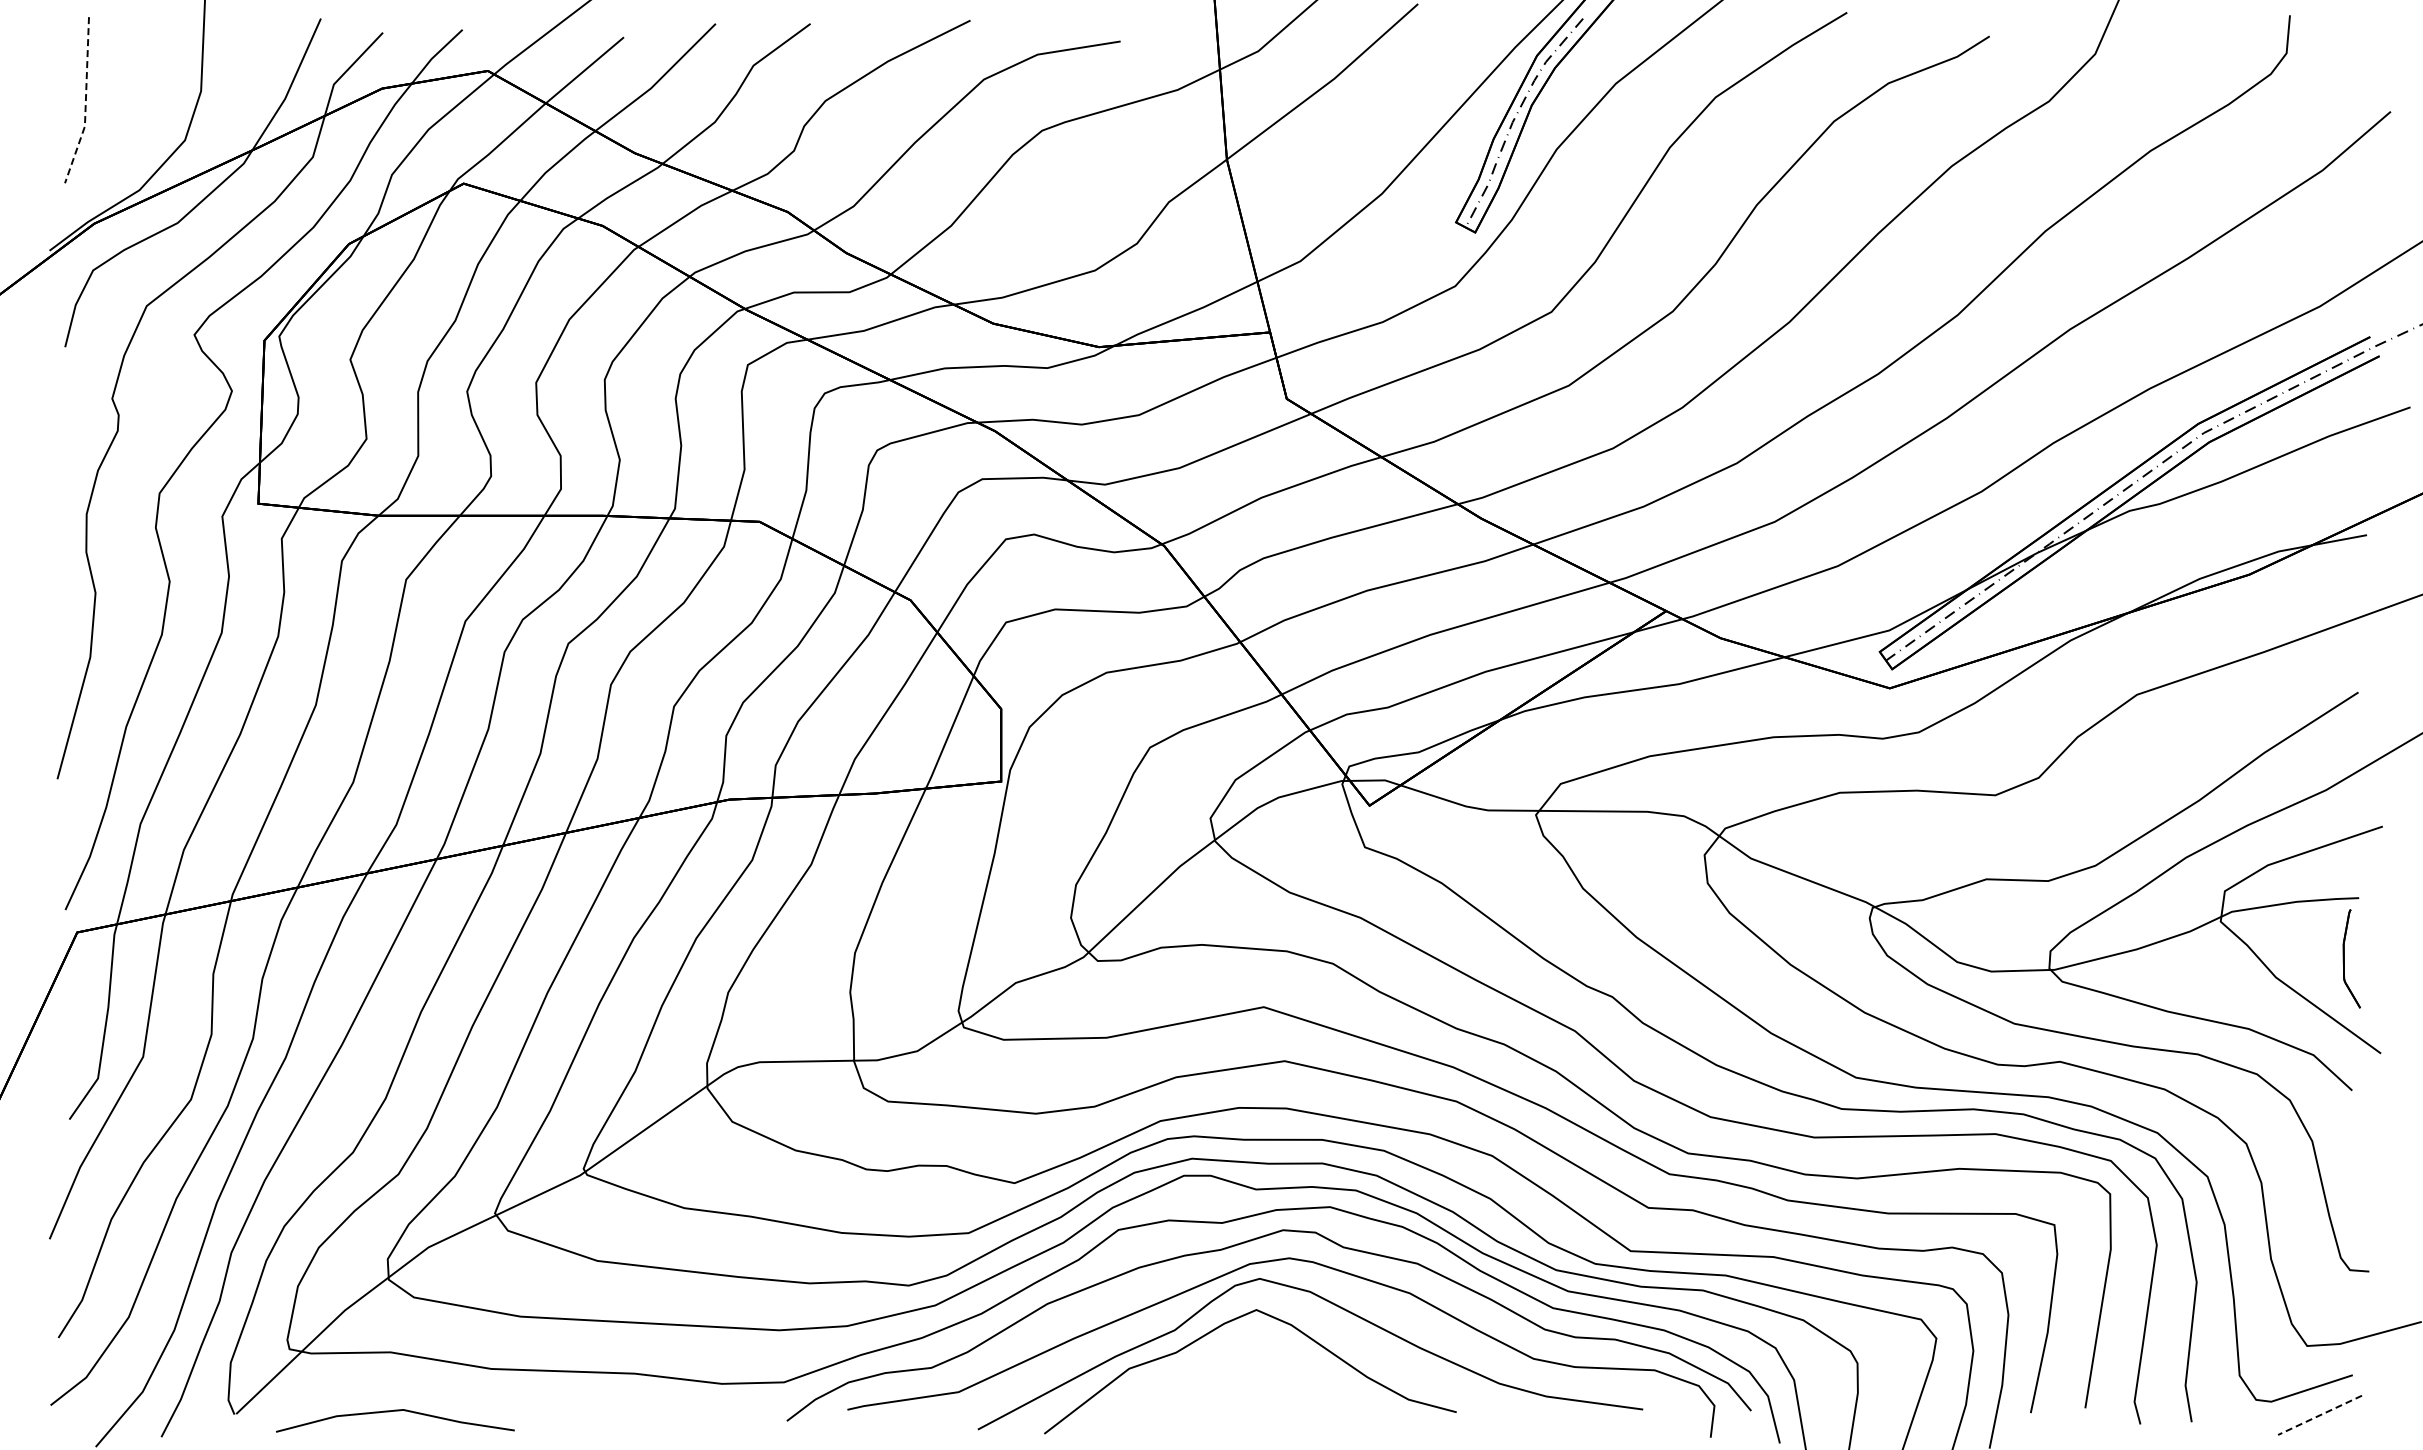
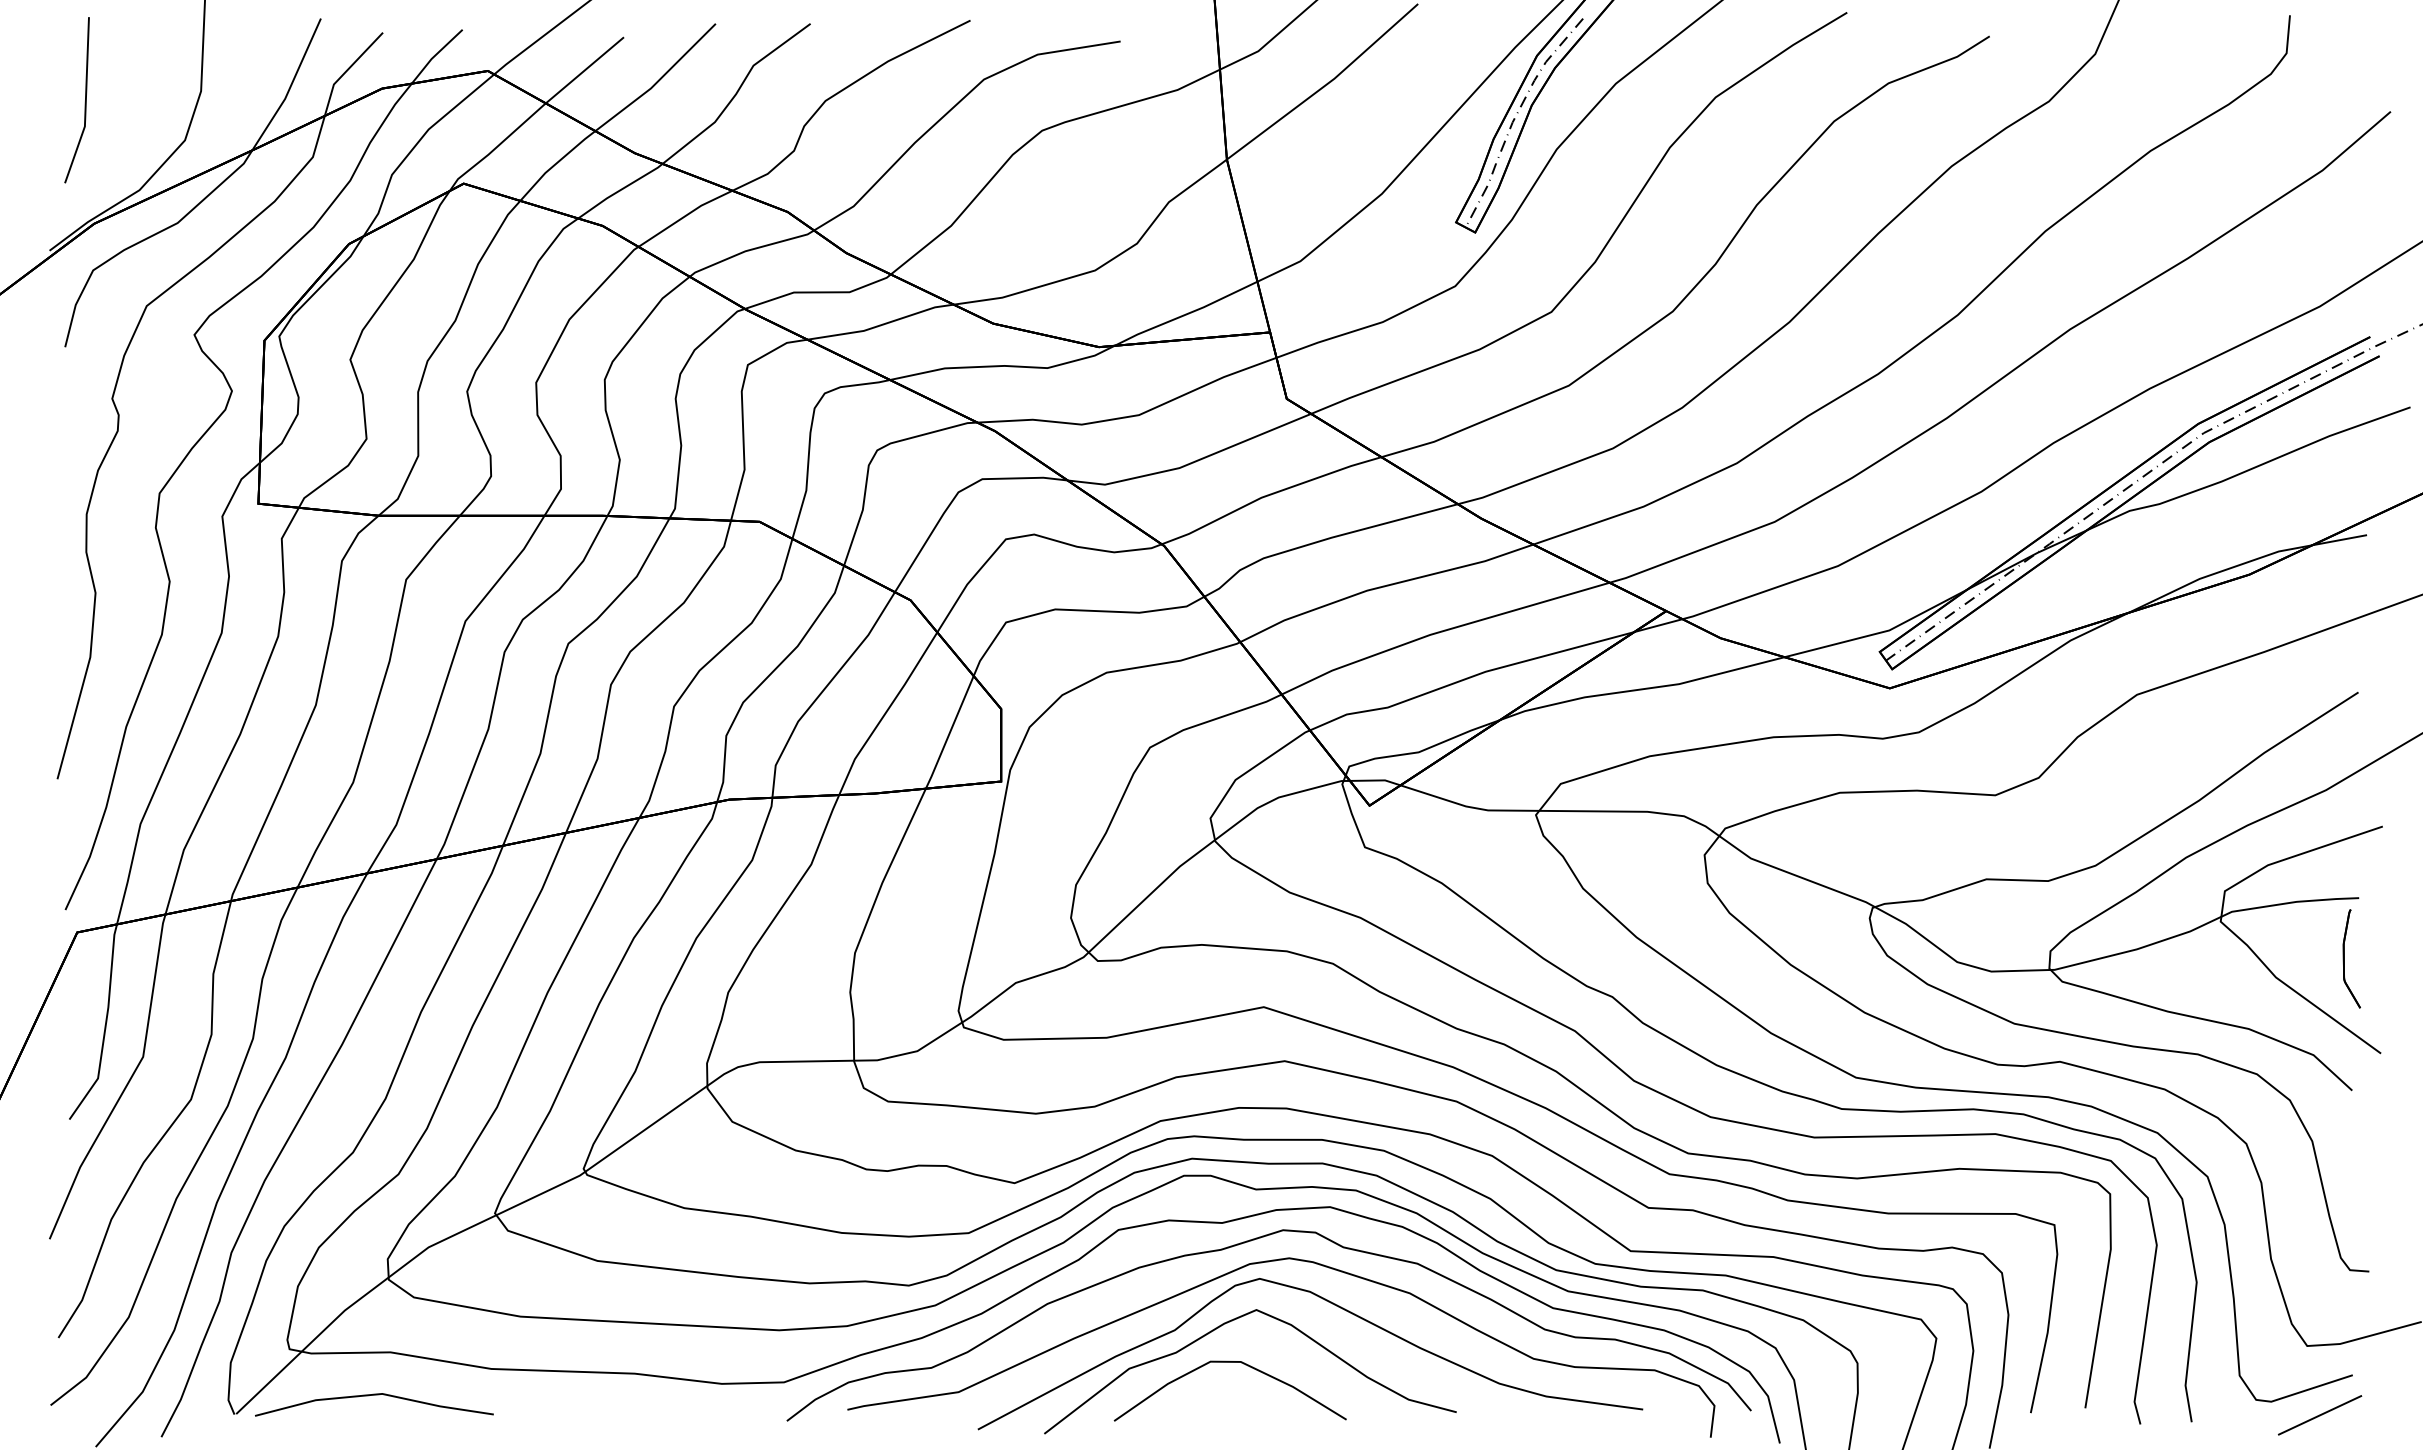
line: dashed -> solid (85, 102)
curve: none -> present (1229, 1362)
line position: (395, 1411) -> (374, 1395) (374, 1395)
line: dashed -> solid (2319, 1415)
